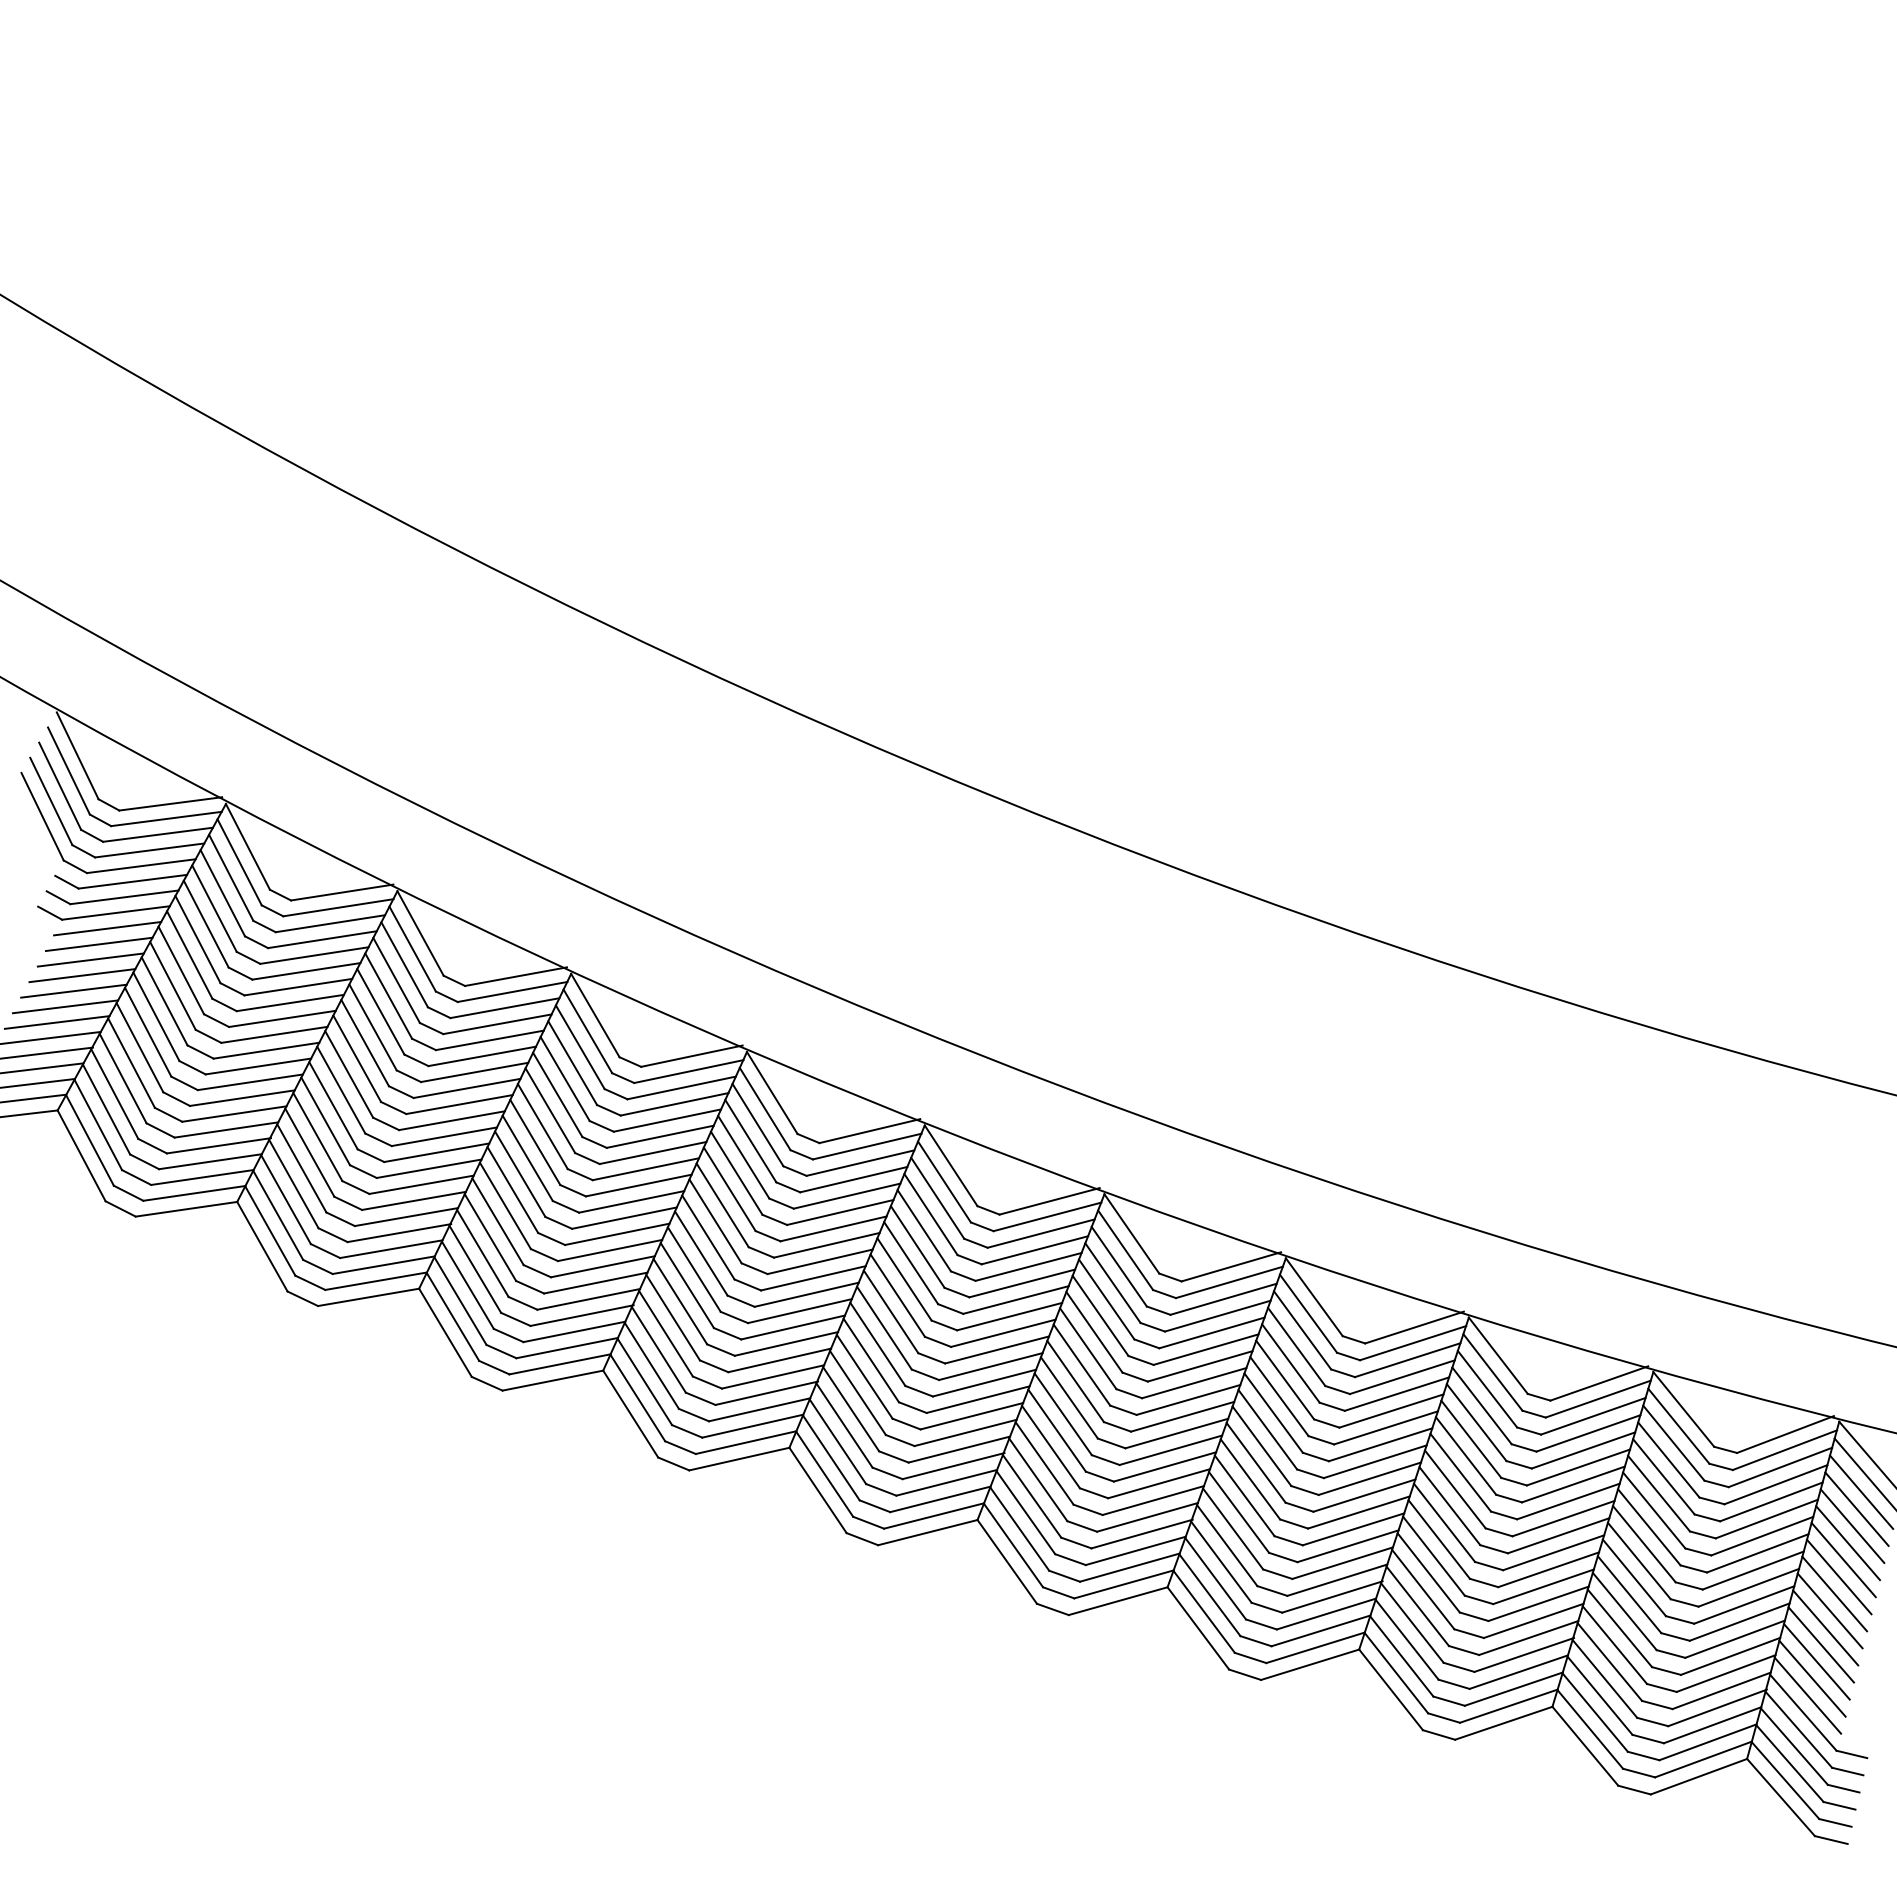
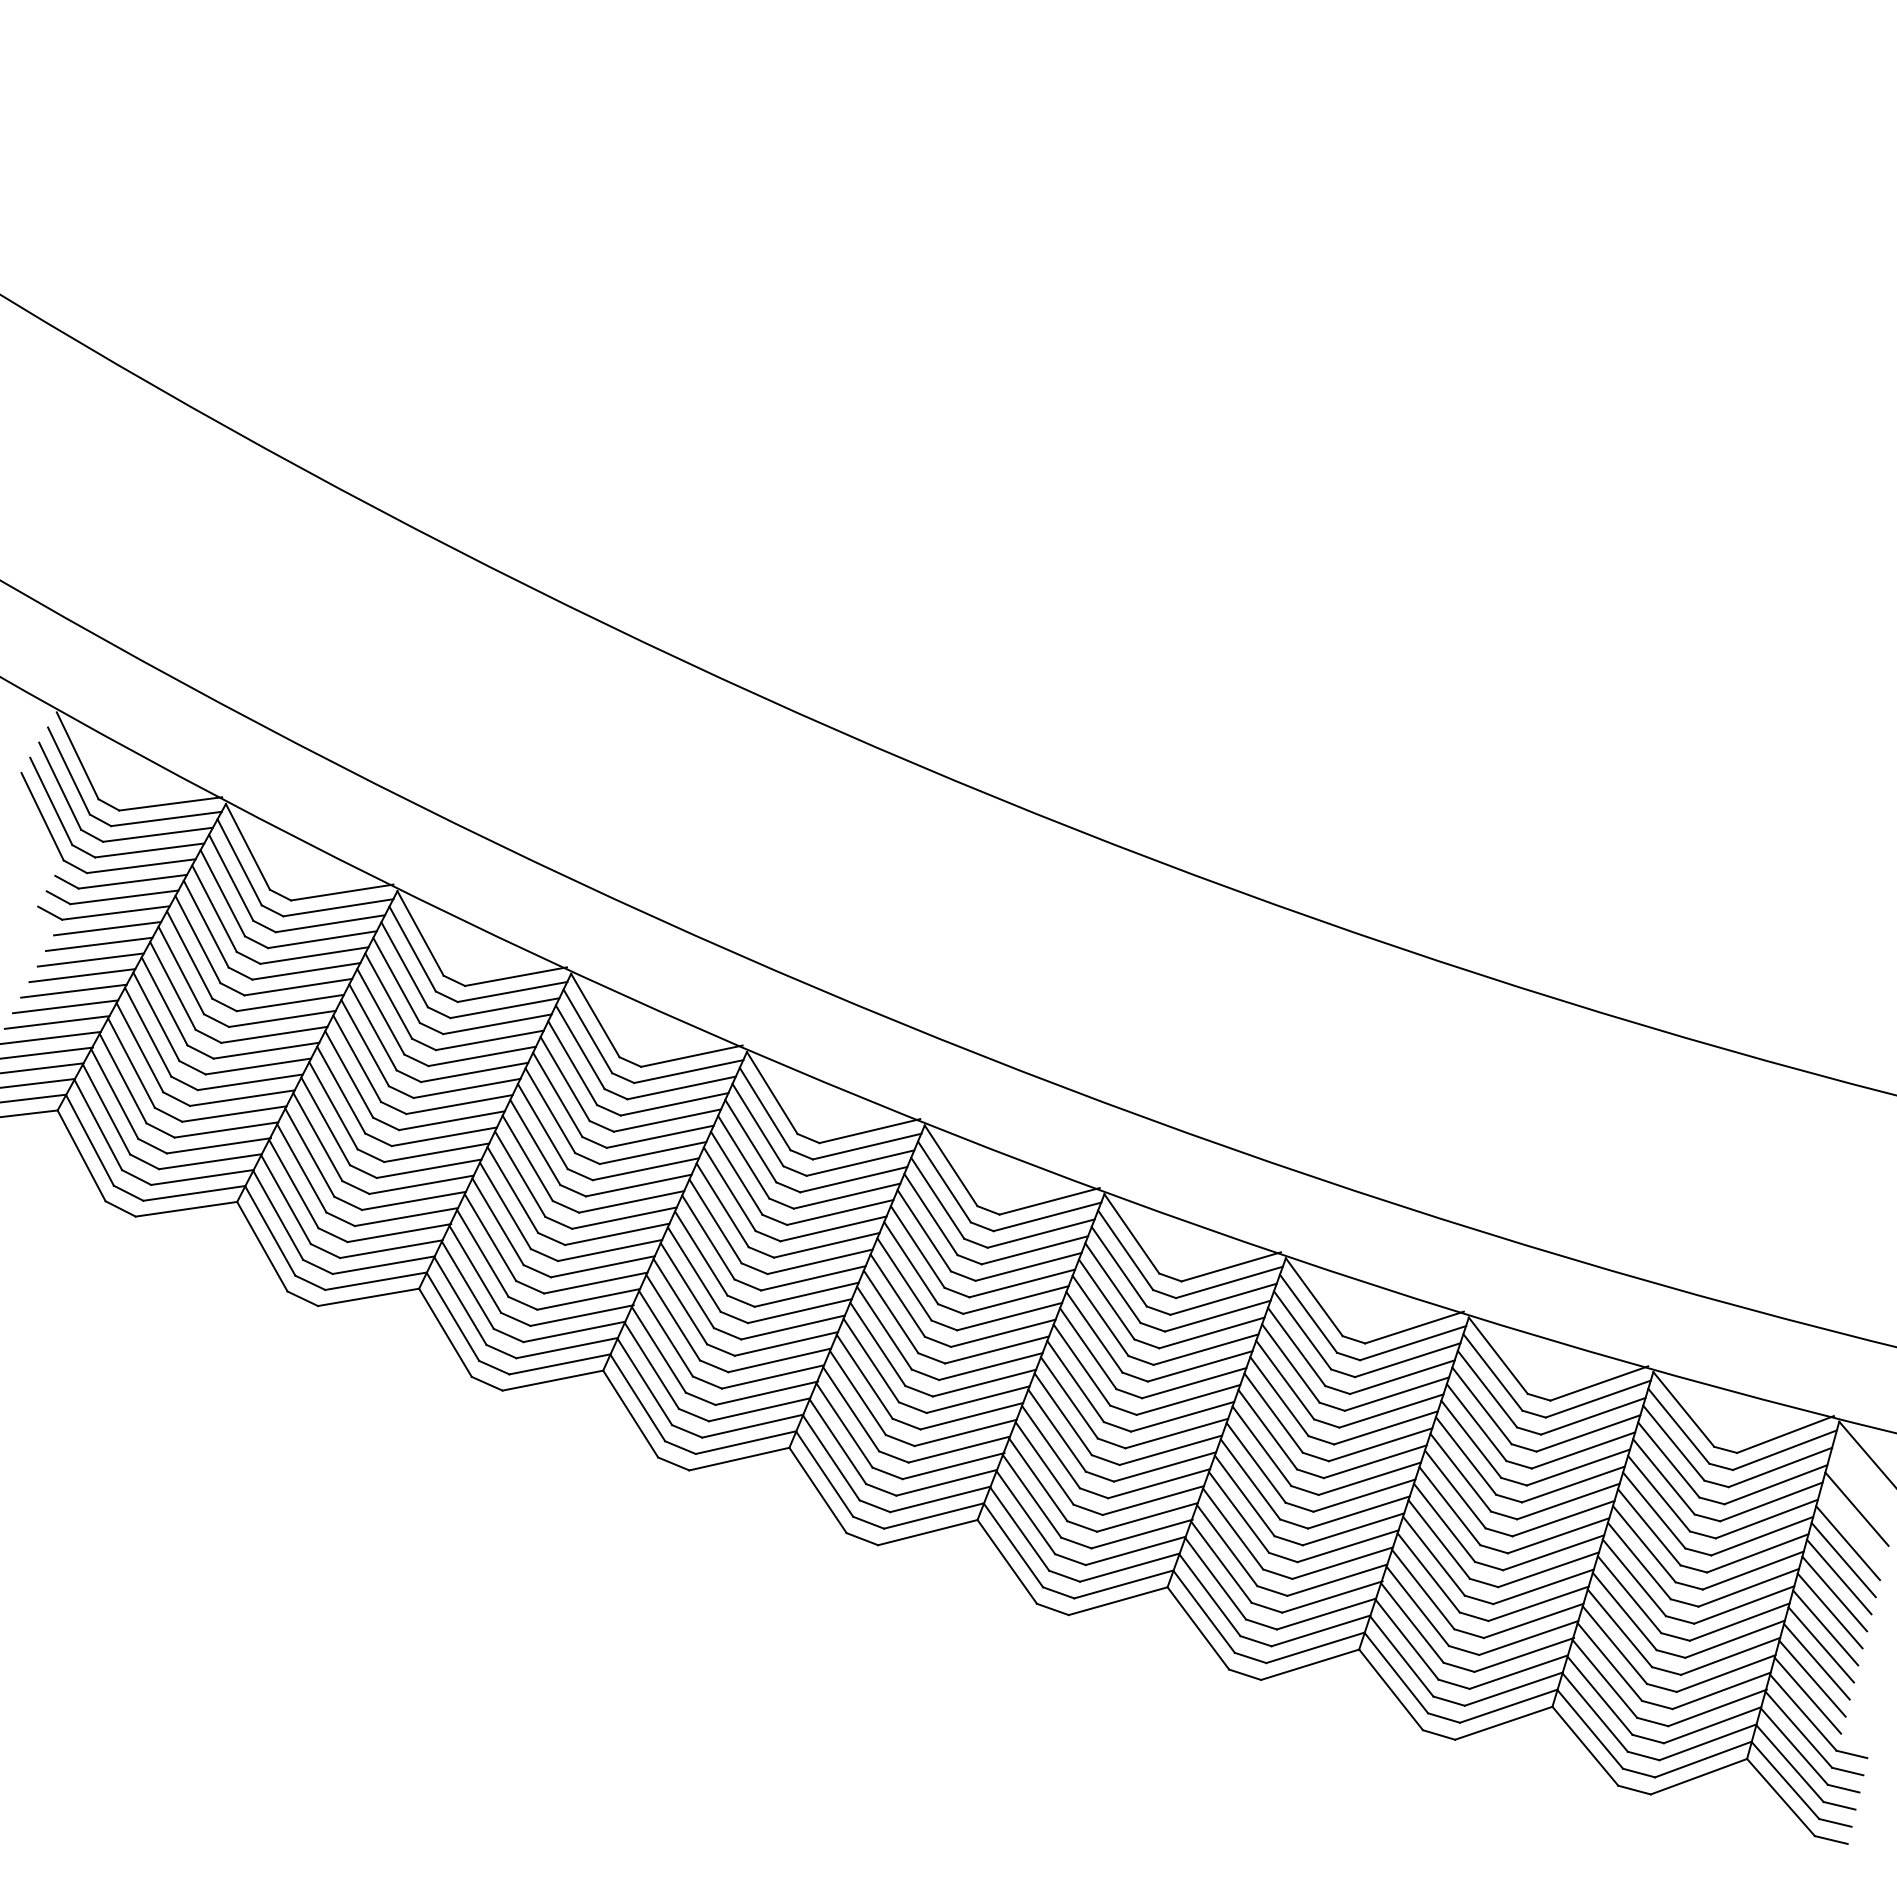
line: present -> none (1863, 1472)
line: present -> none (1861, 1491)
line: present -> none (1852, 1525)
